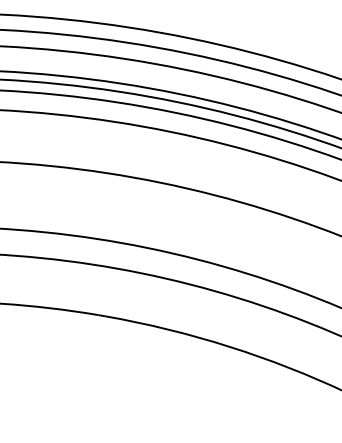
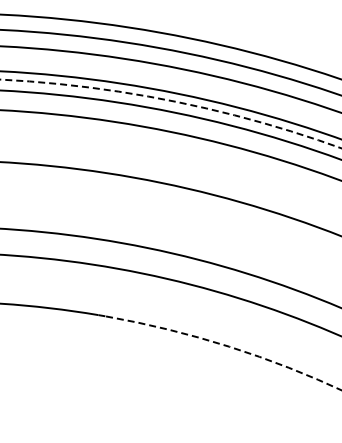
circle: solid -> dashed (170, 113)
arc: solid -> dashed (224, 345)
